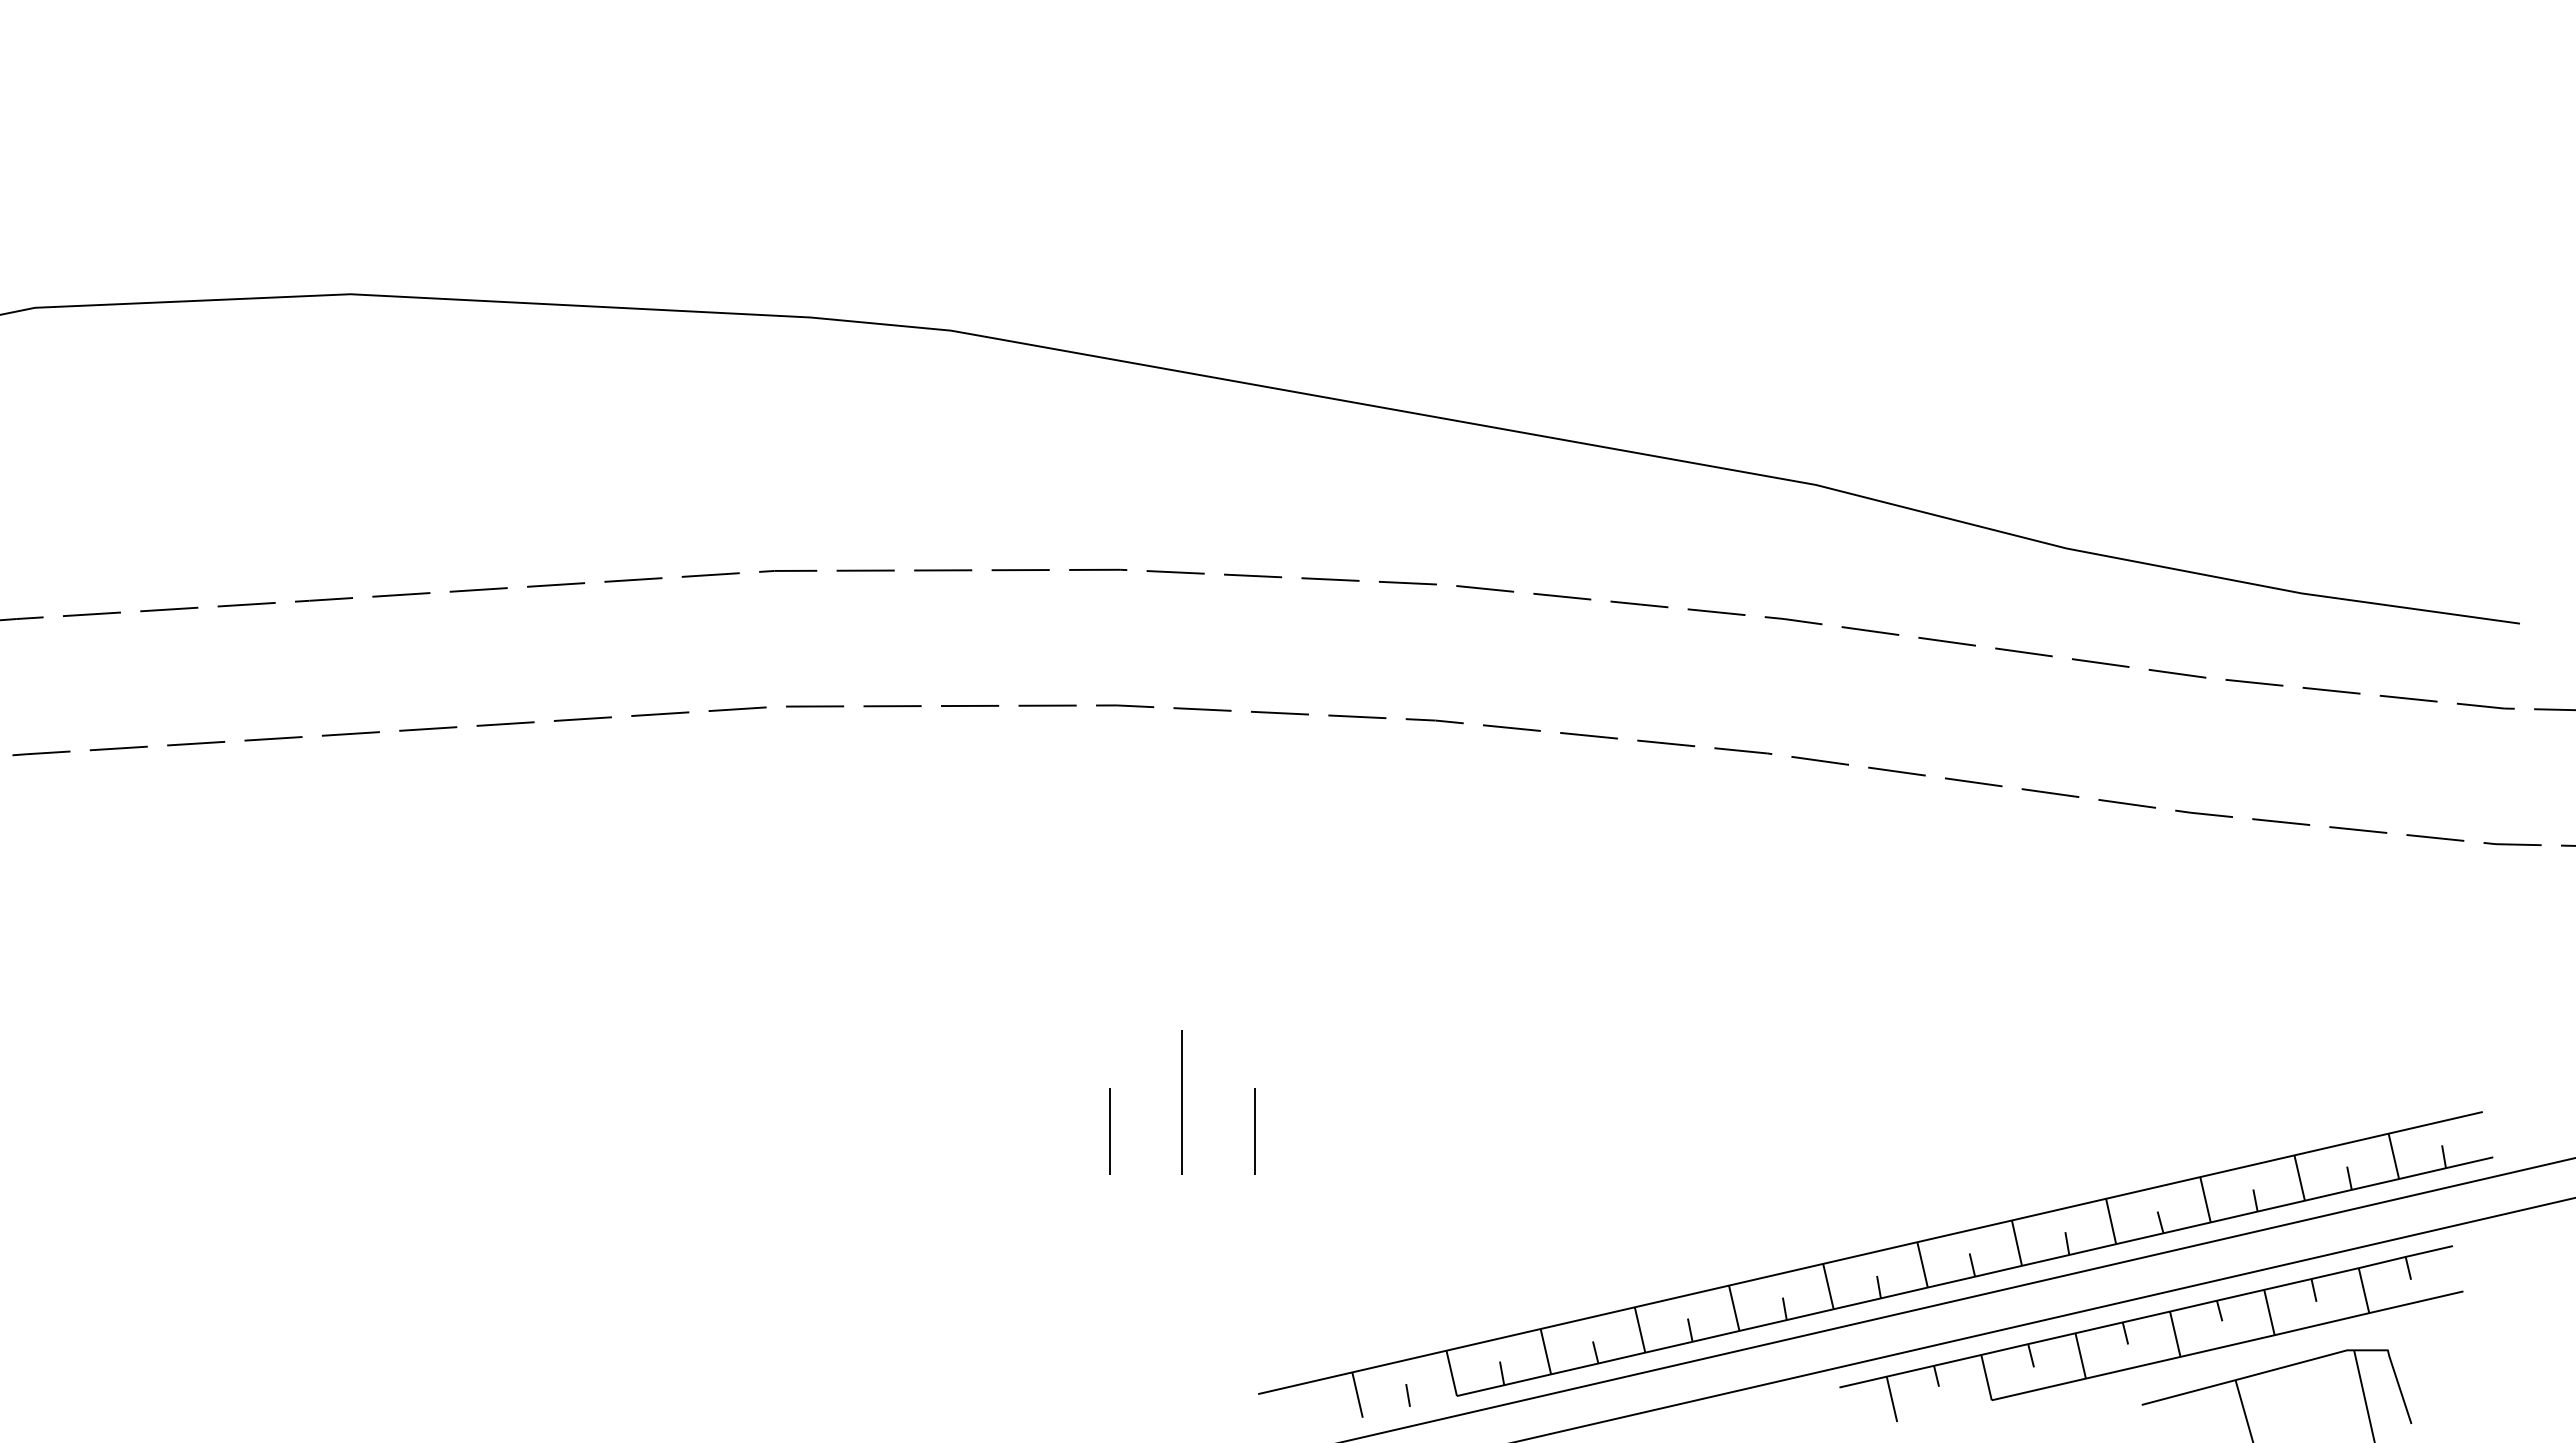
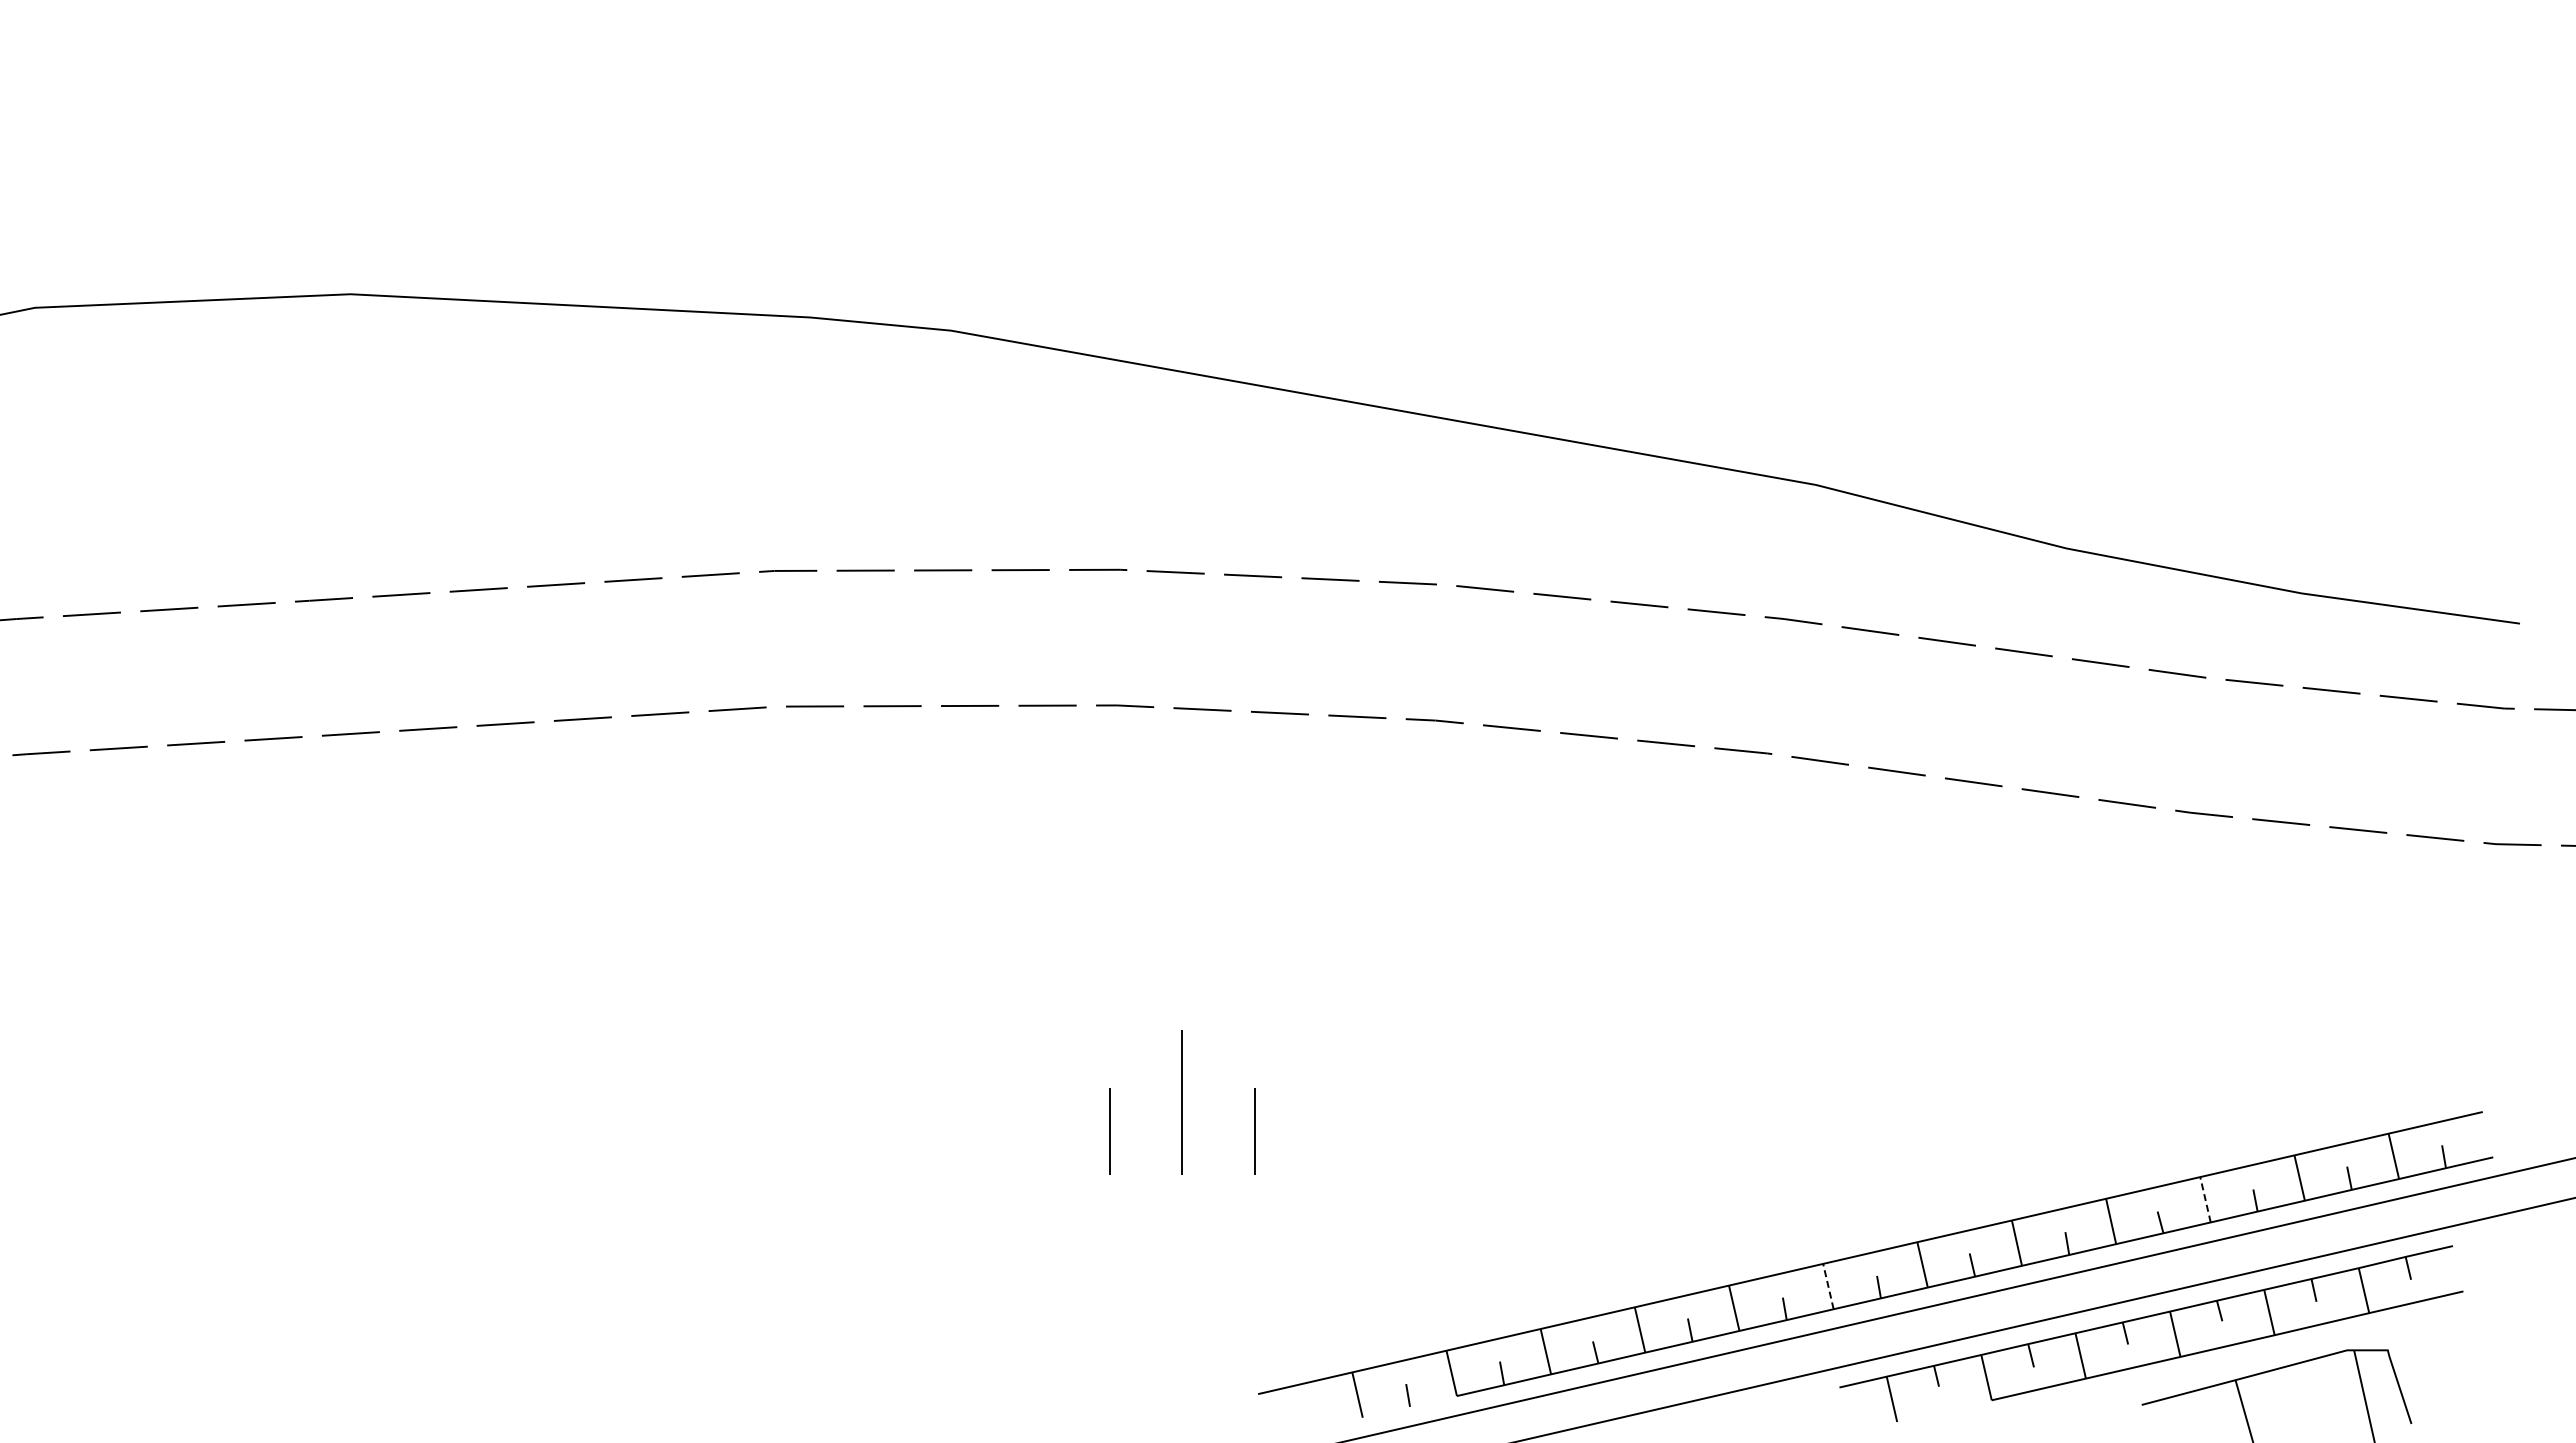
line: solid -> dashed (2205, 1199)
line: solid -> dashed (1828, 1286)
